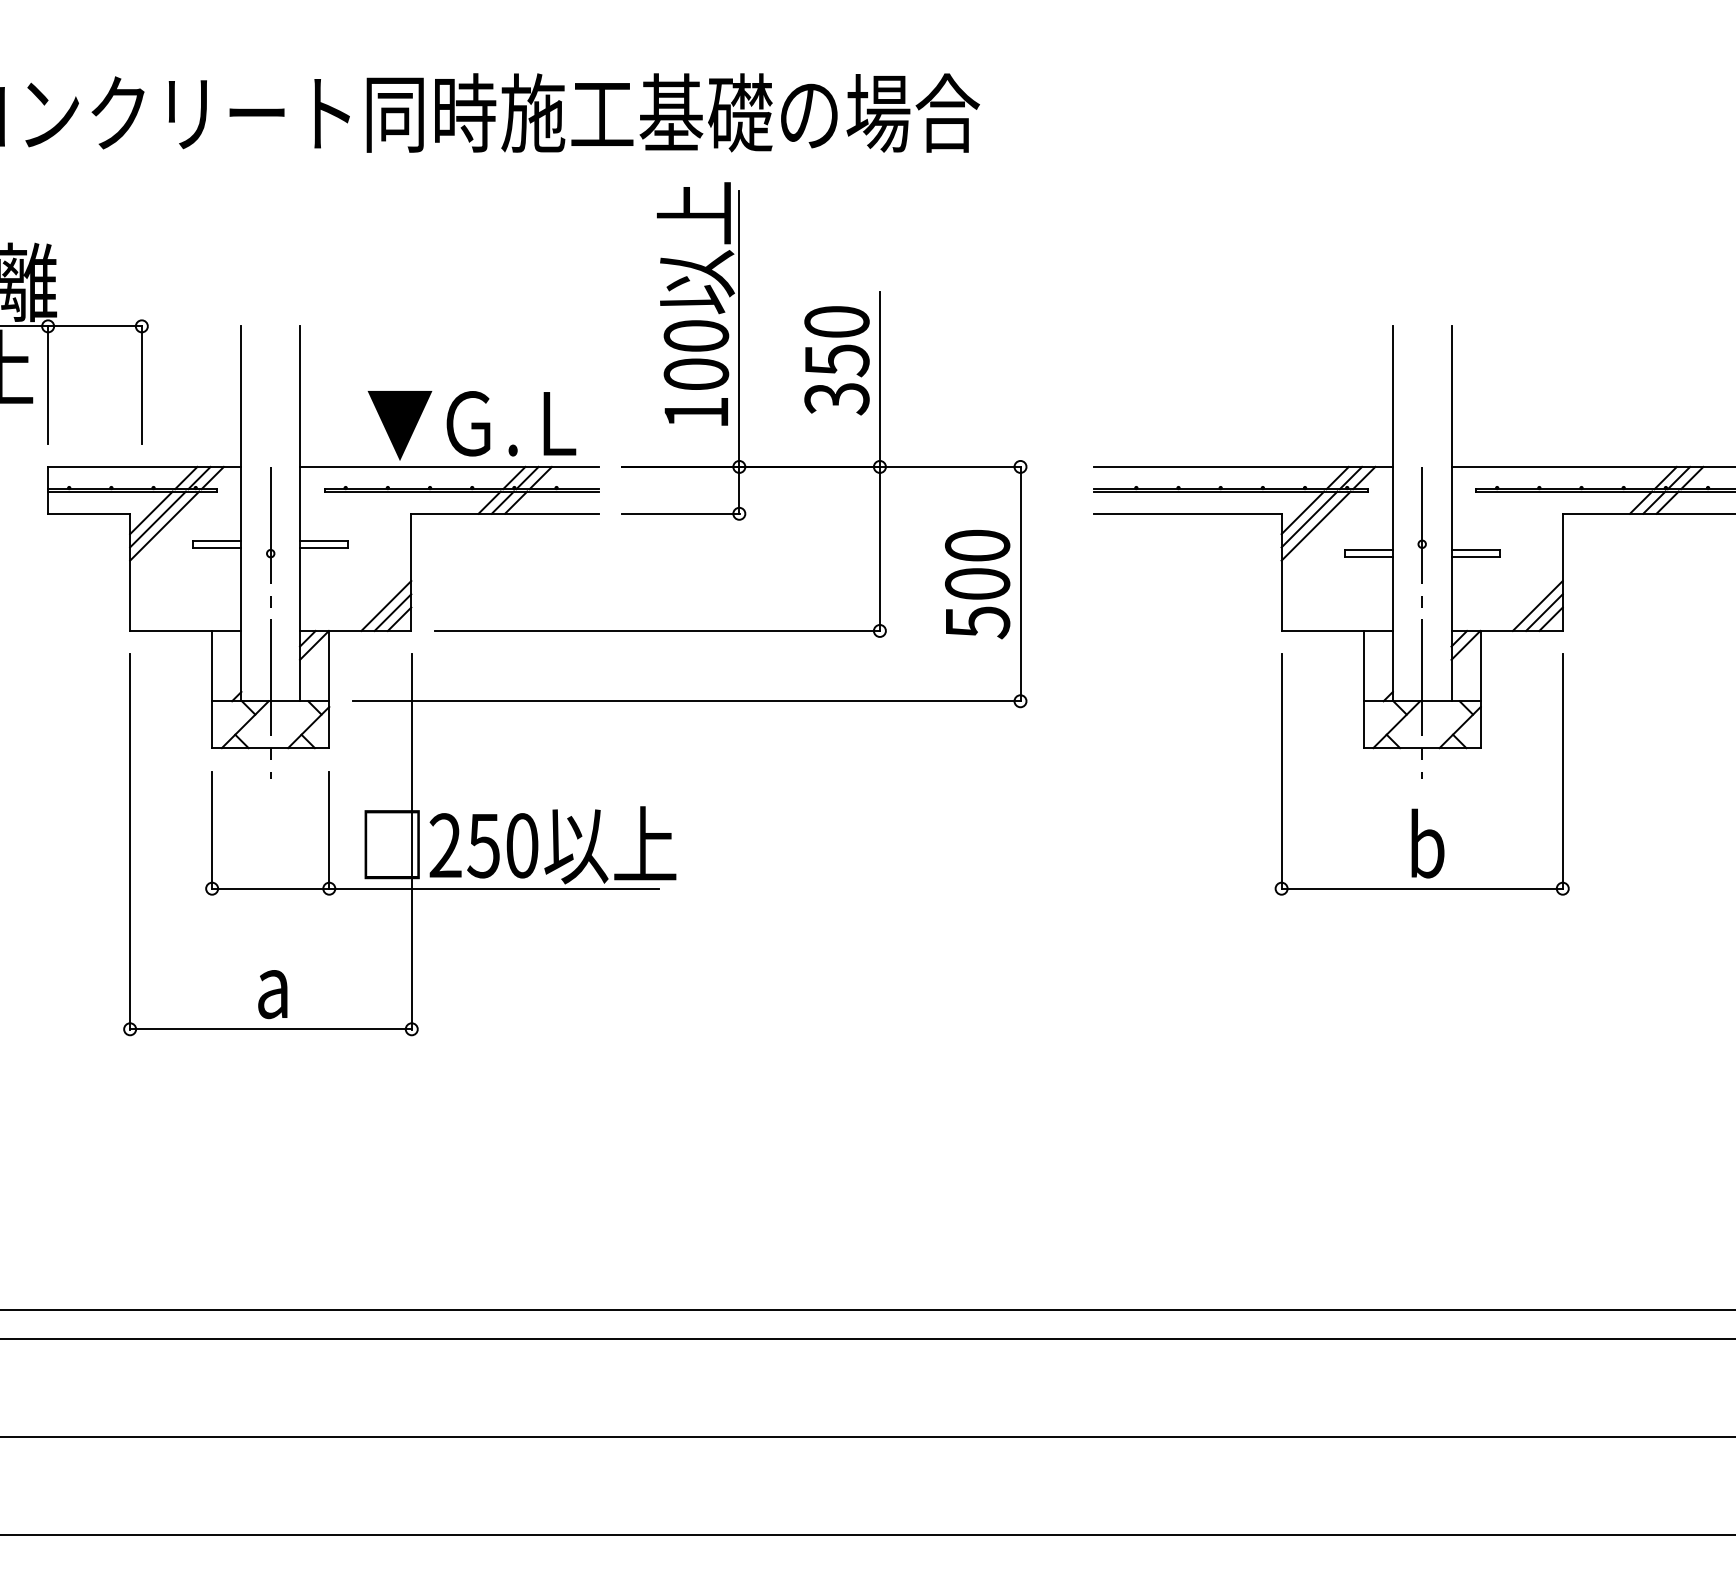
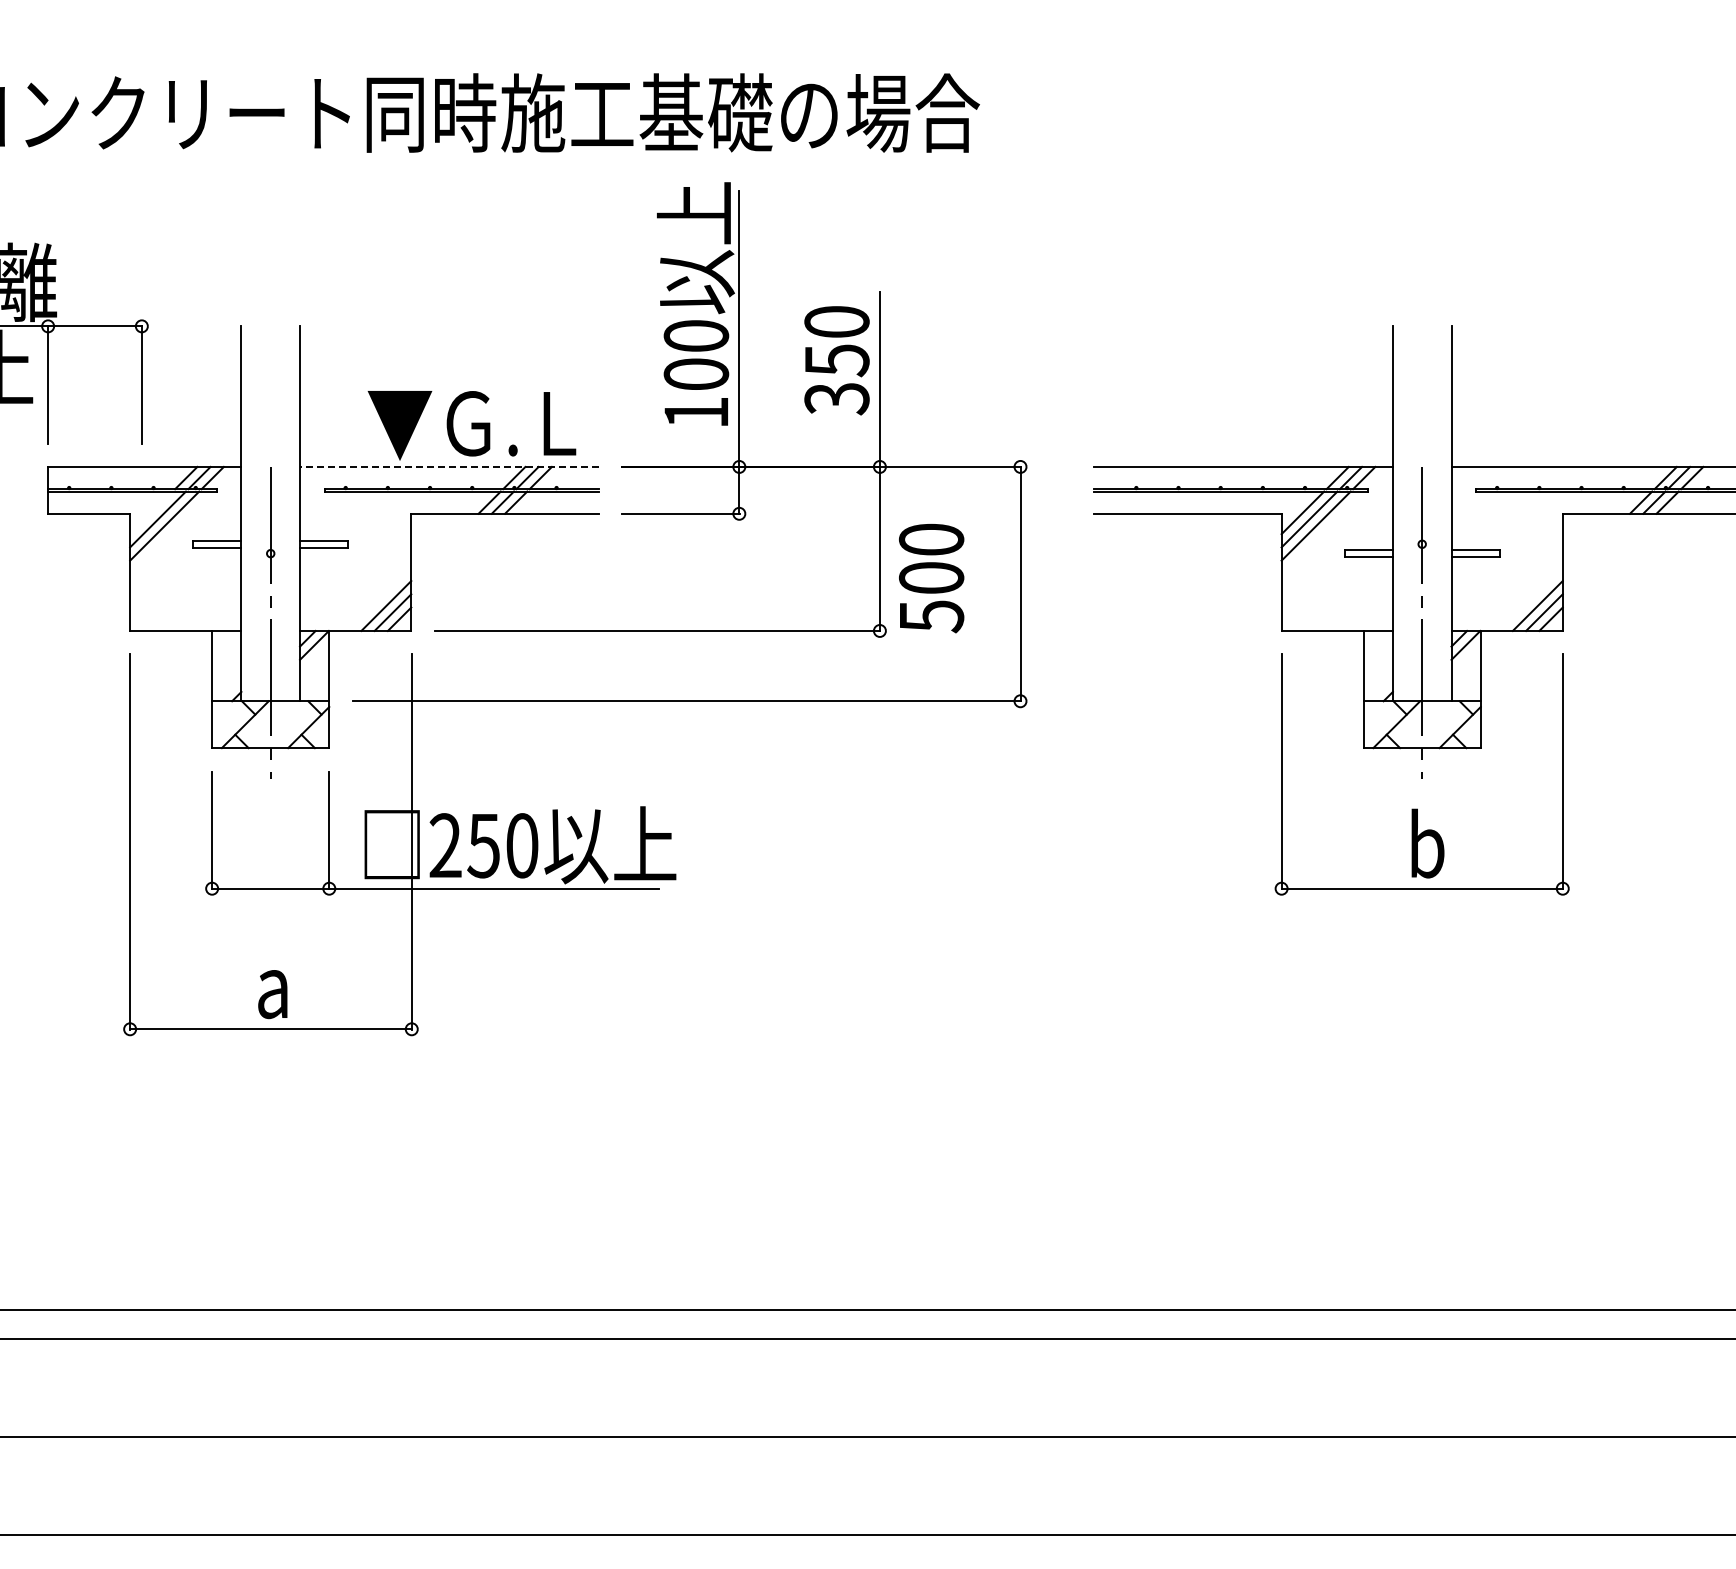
line: solid -> dashed (448, 466)
line: present -> none (151, 512)
text position: (977, 584) -> (931, 578) (931, 578)
